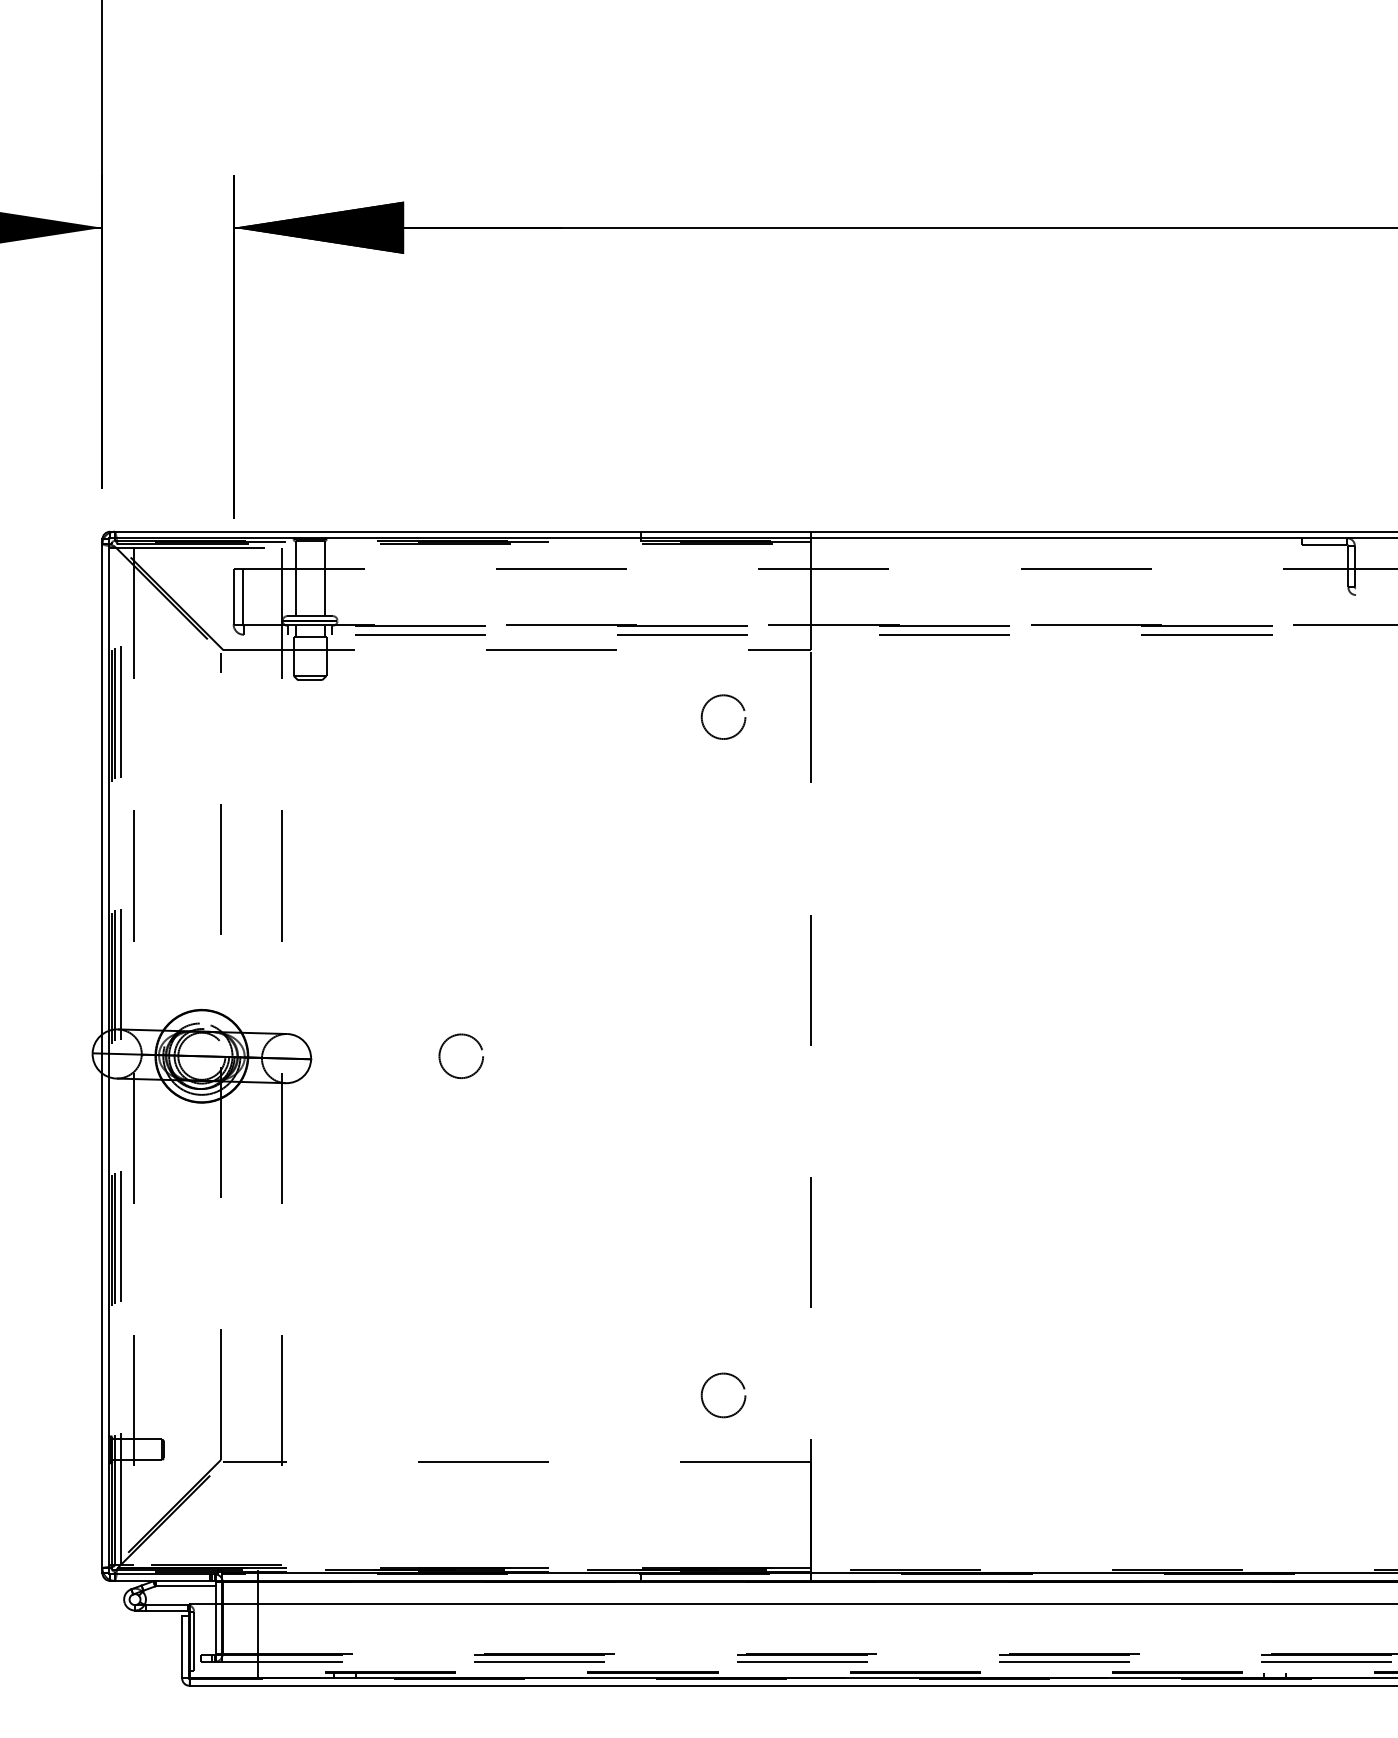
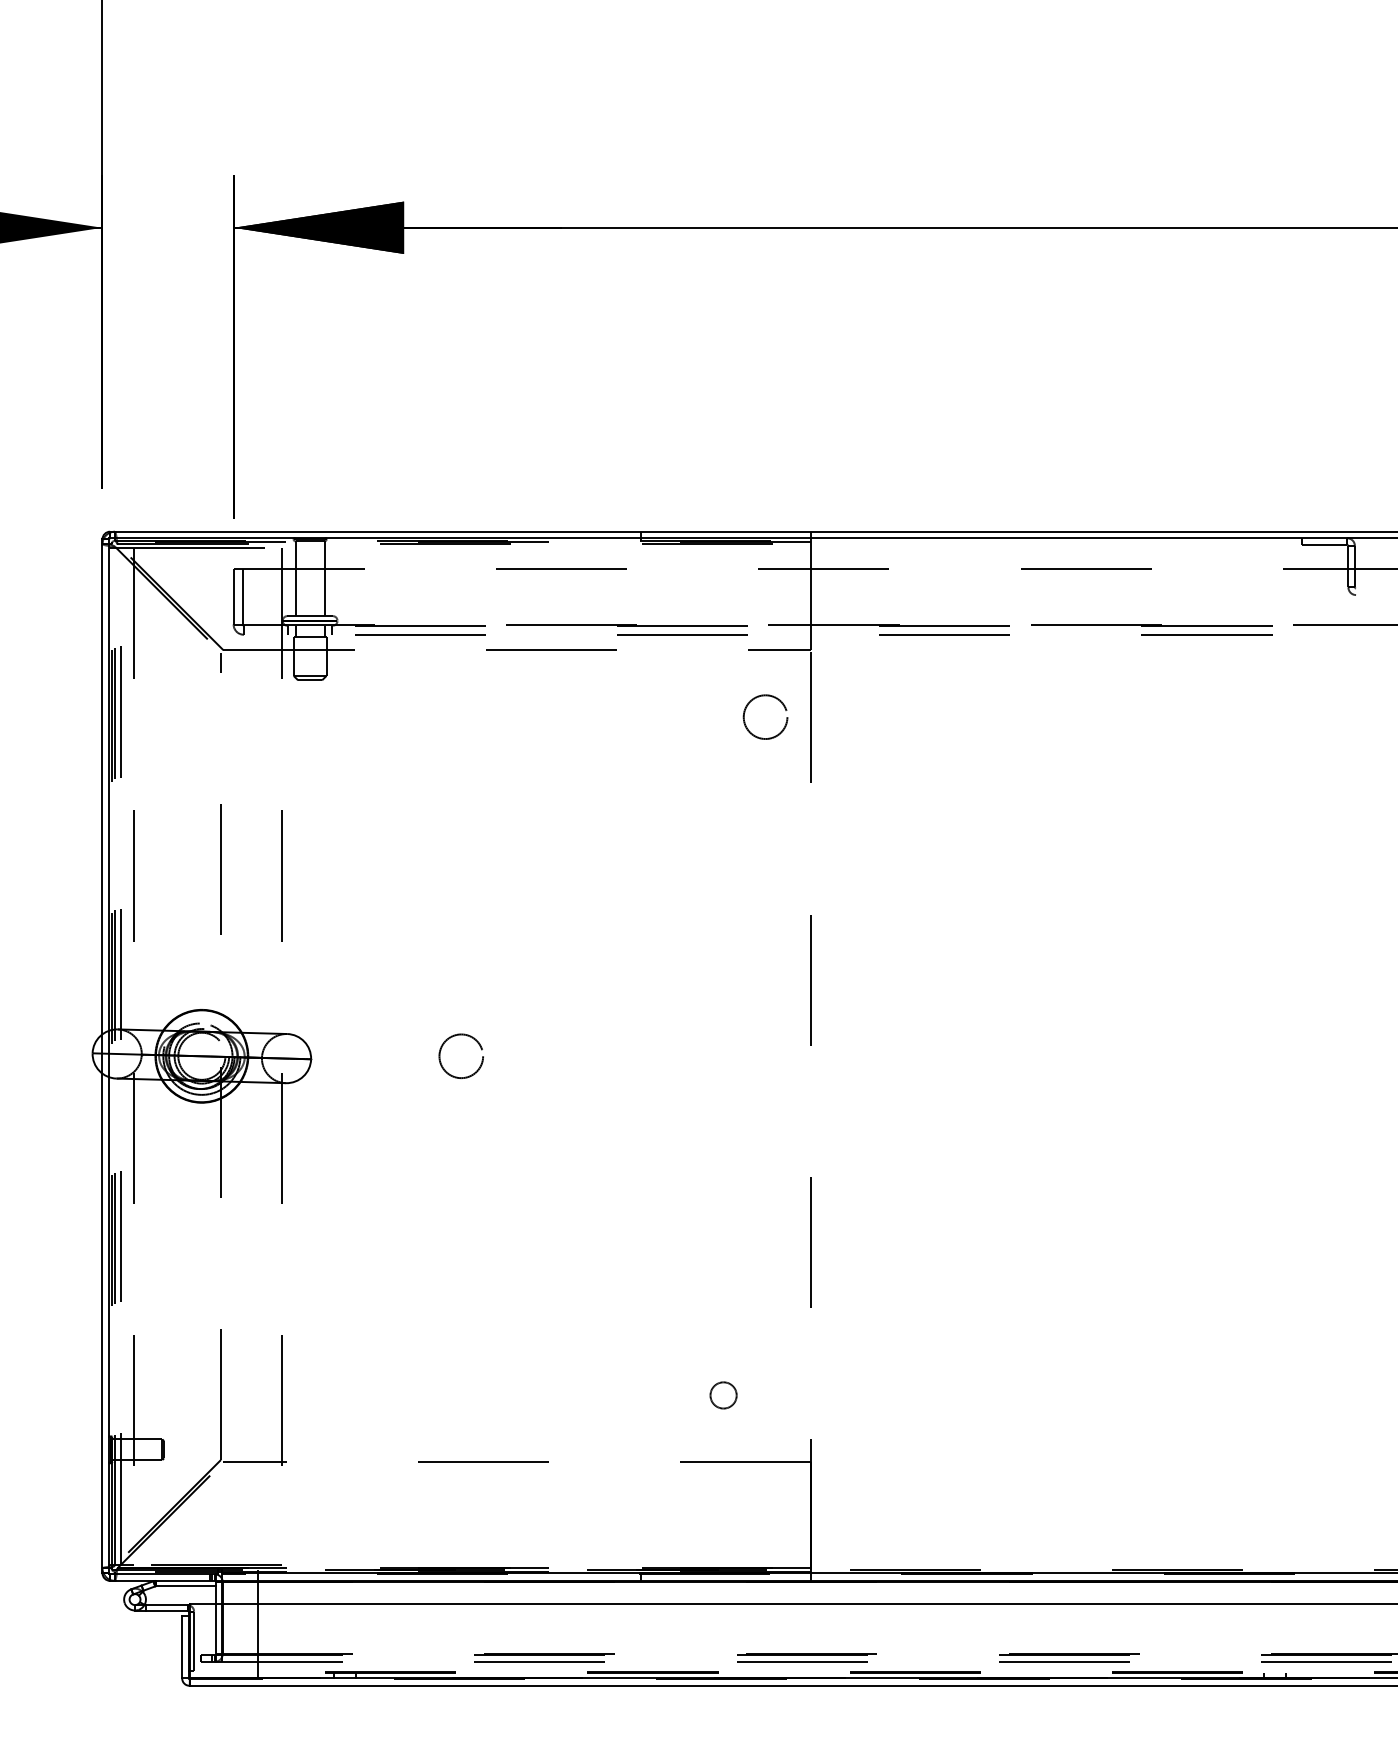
circle position: (723, 716) -> (765, 716) (765, 716)
circle diameter: 44 px -> 26 px (723, 1395)
